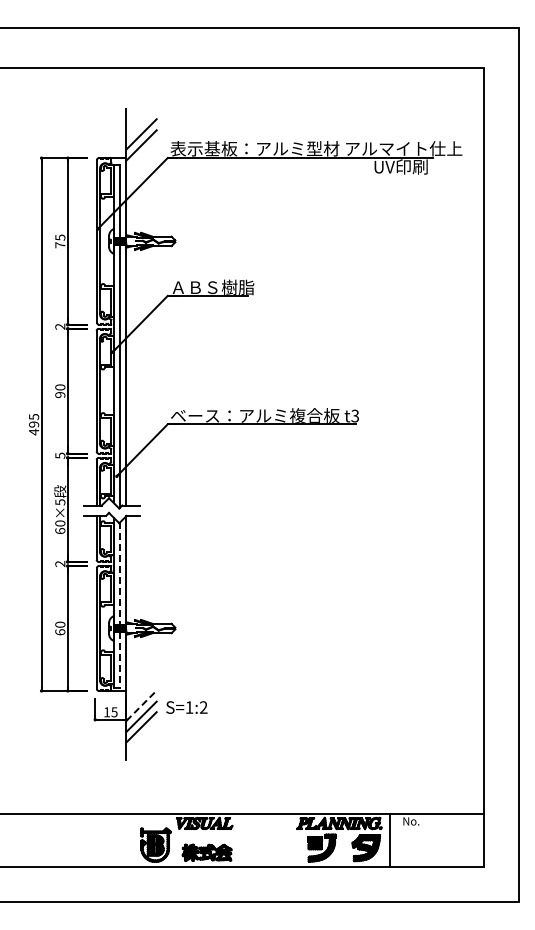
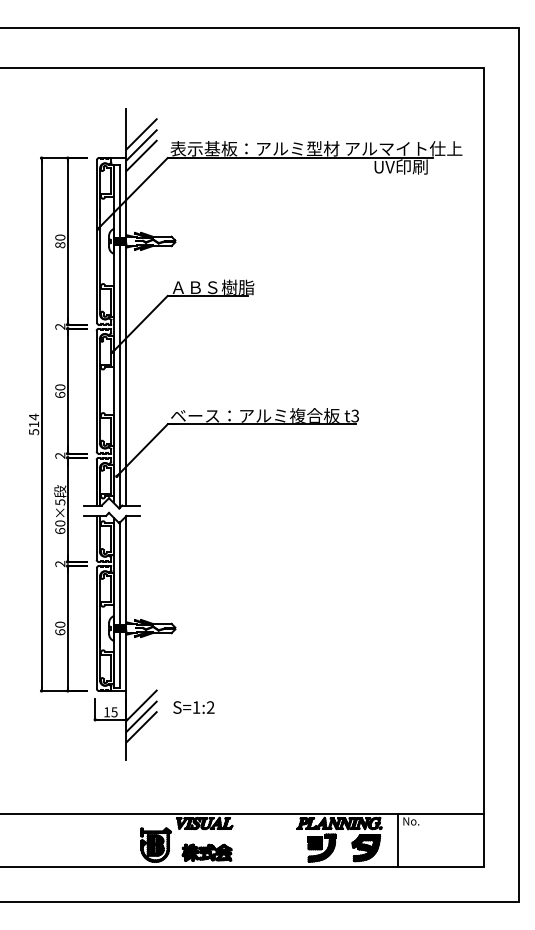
line: none -> present (141, 155)
text: 75 -> 80 (60, 241)
text: 90 -> 60 (60, 394)
text: 495 -> 514 (34, 424)
text: 5 -> 2 (60, 455)
line: dashed -> solid (120, 605)
line: dashed -> solid (141, 705)
text position: (186, 707) -> (193, 707) (193, 707)
line position: (389, 839) -> (397, 839) (397, 839)
